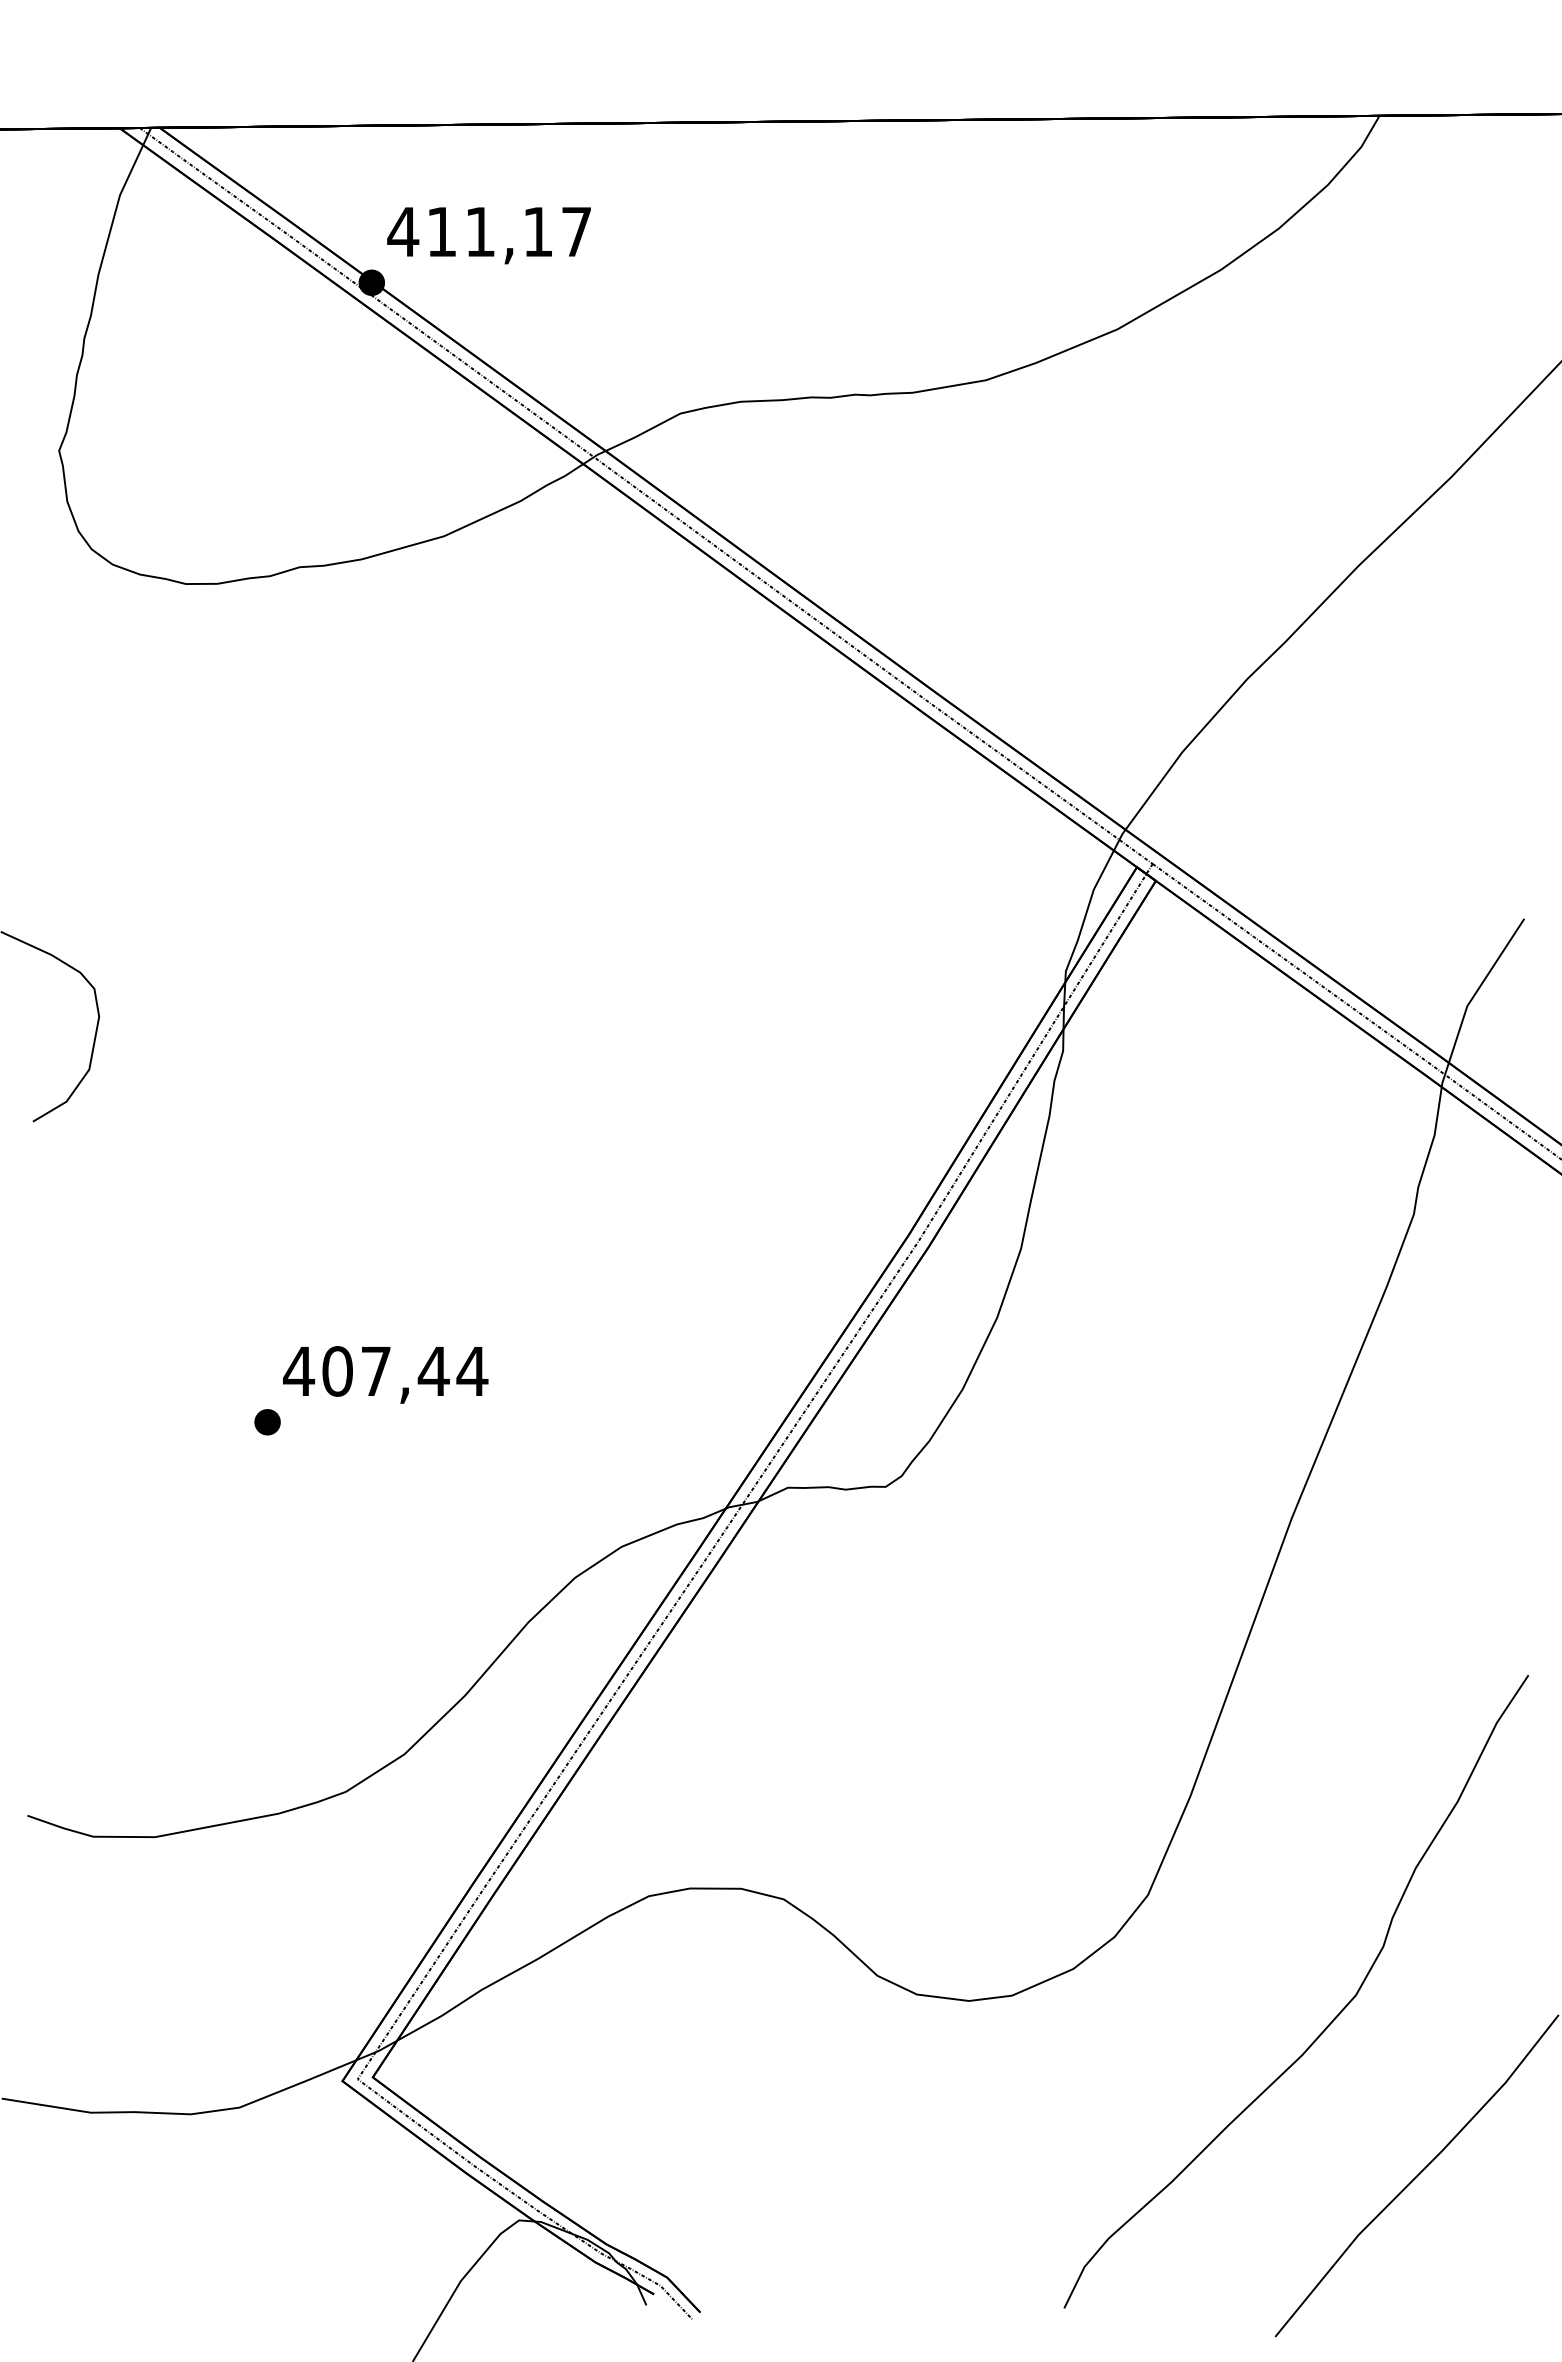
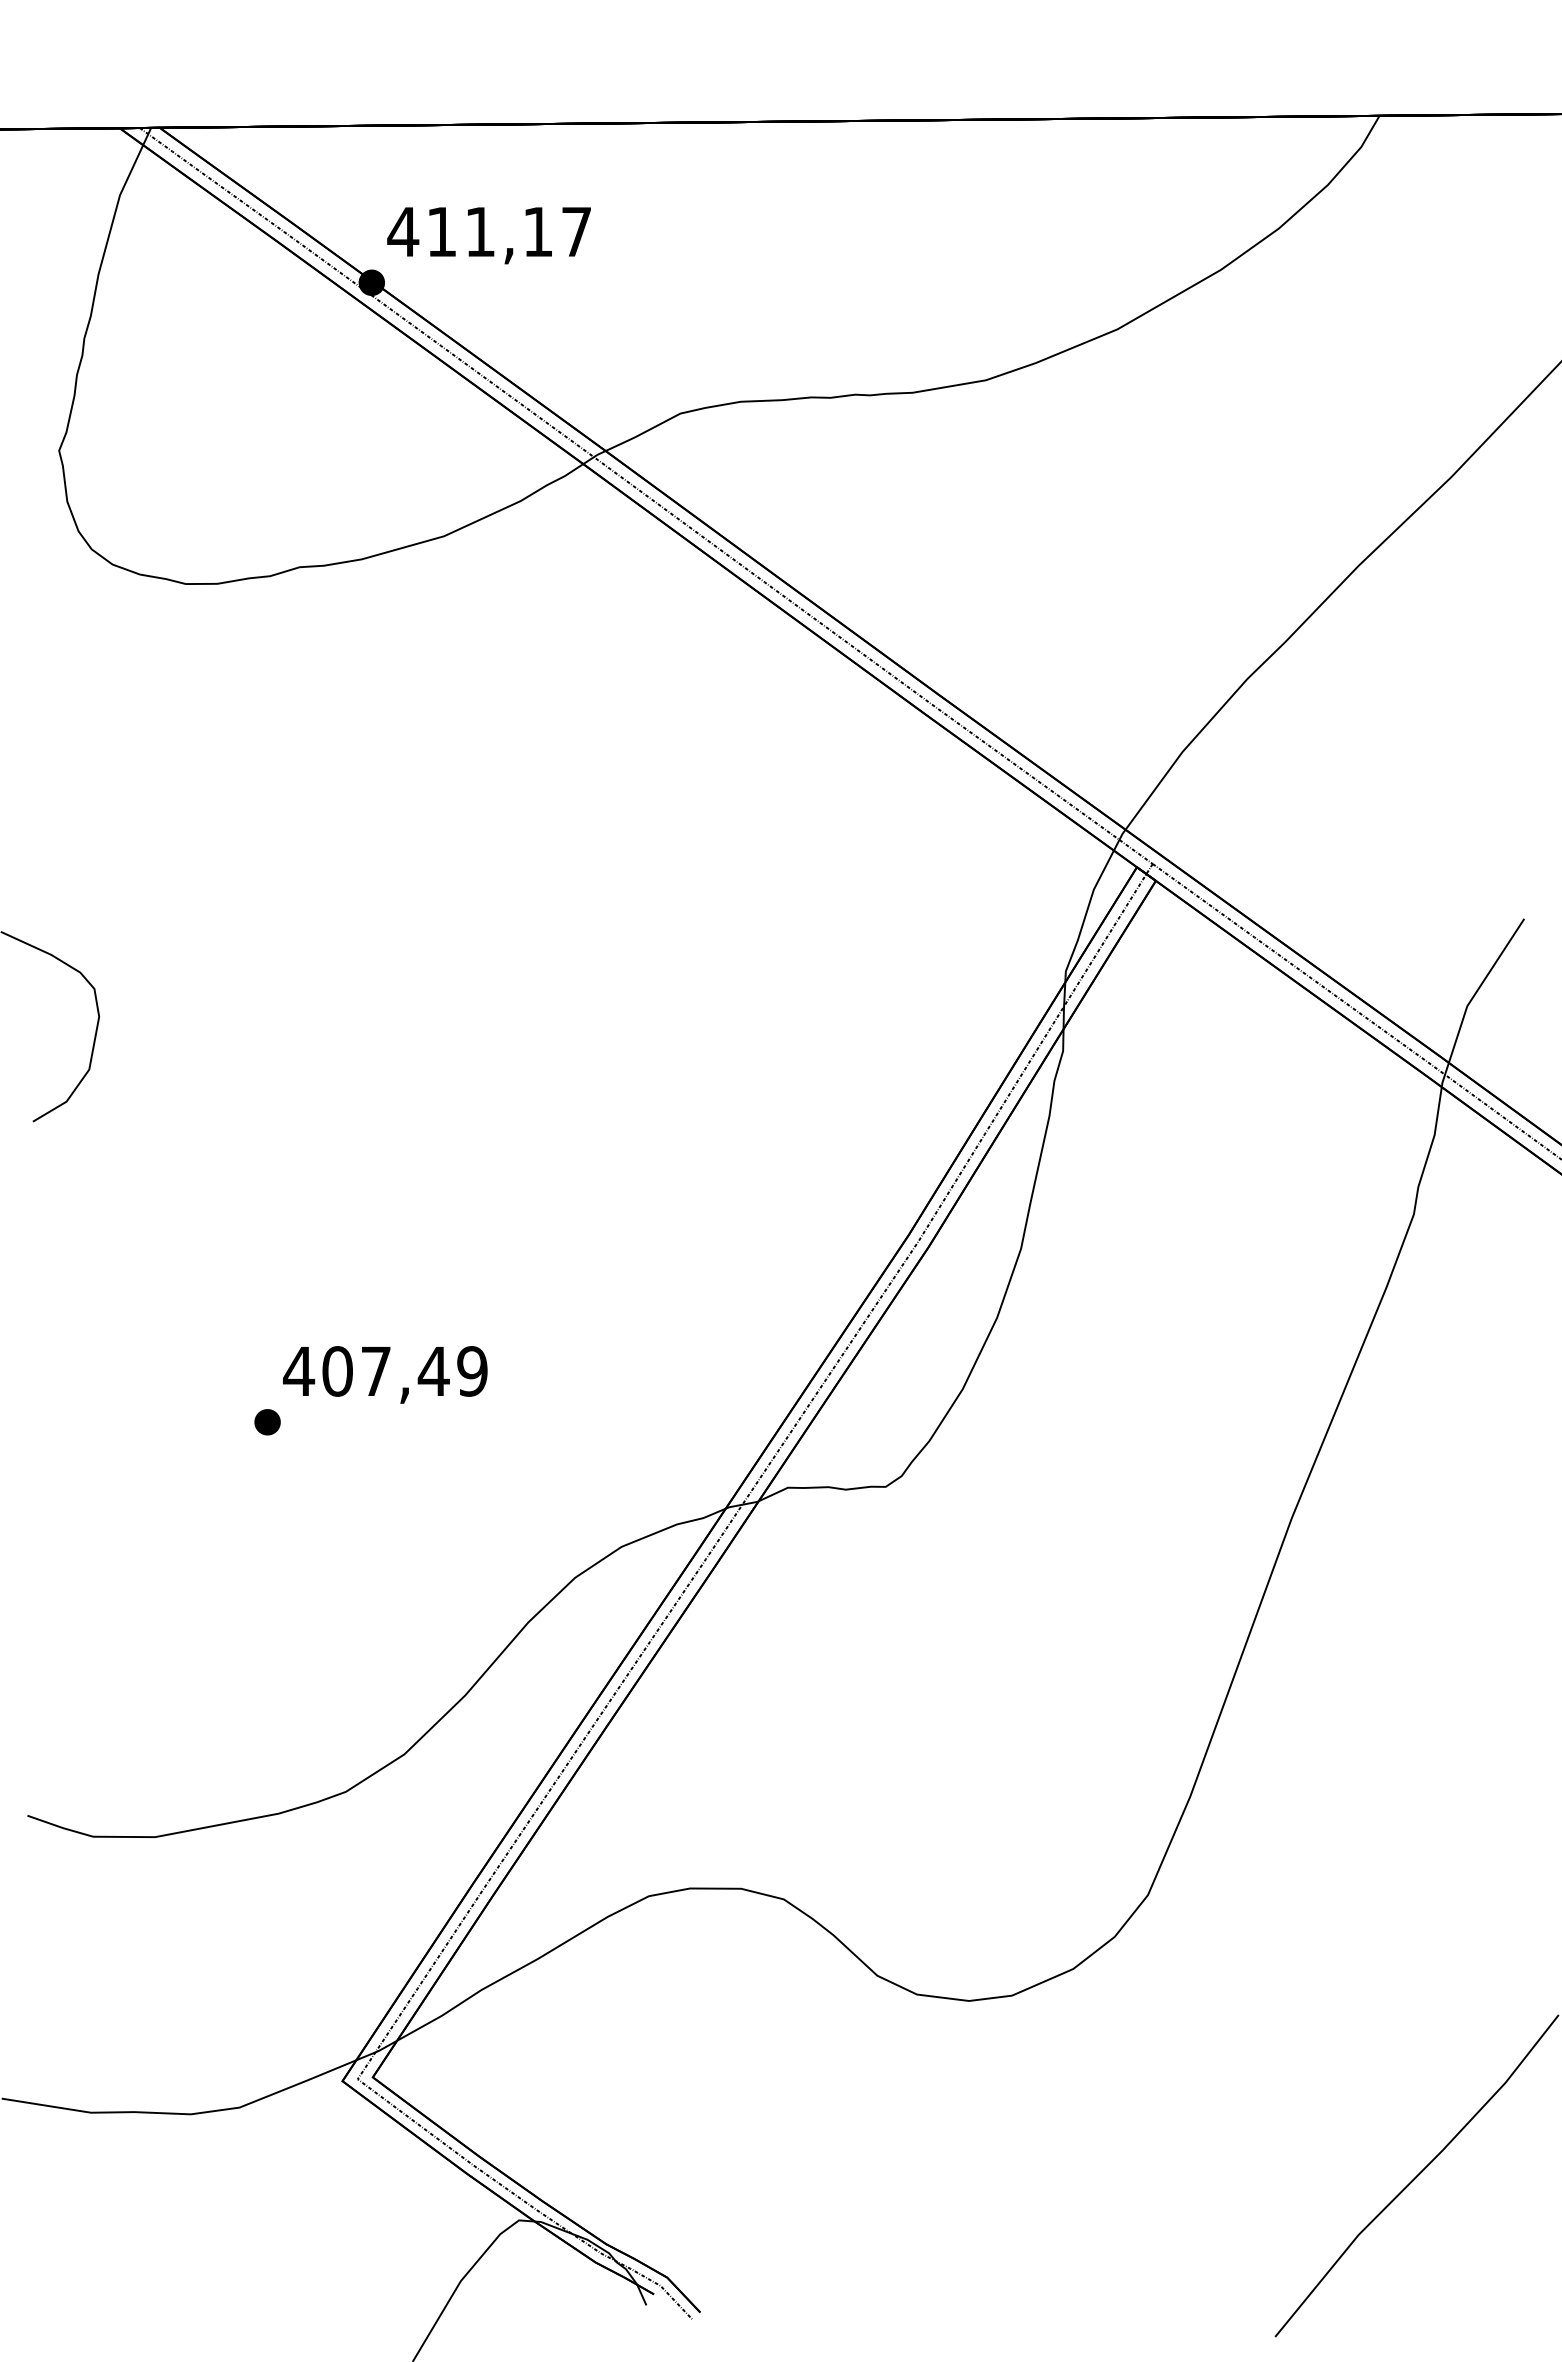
text: 407,44 -> 407,49 (472, 1371)
curve: present -> none (1333, 2018)
